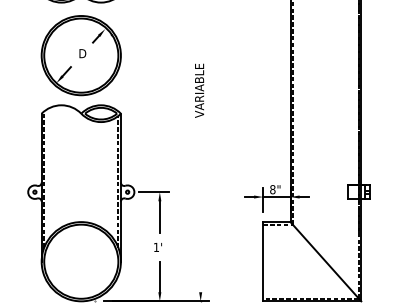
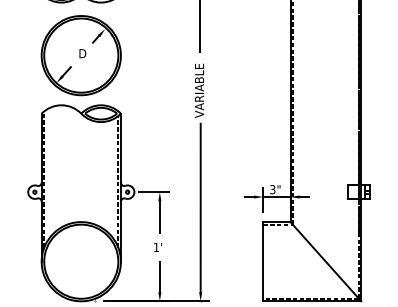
line: none -> present (200, 27)
text: 8" -> 3" (272, 189)
line: none -> present (200, 207)
